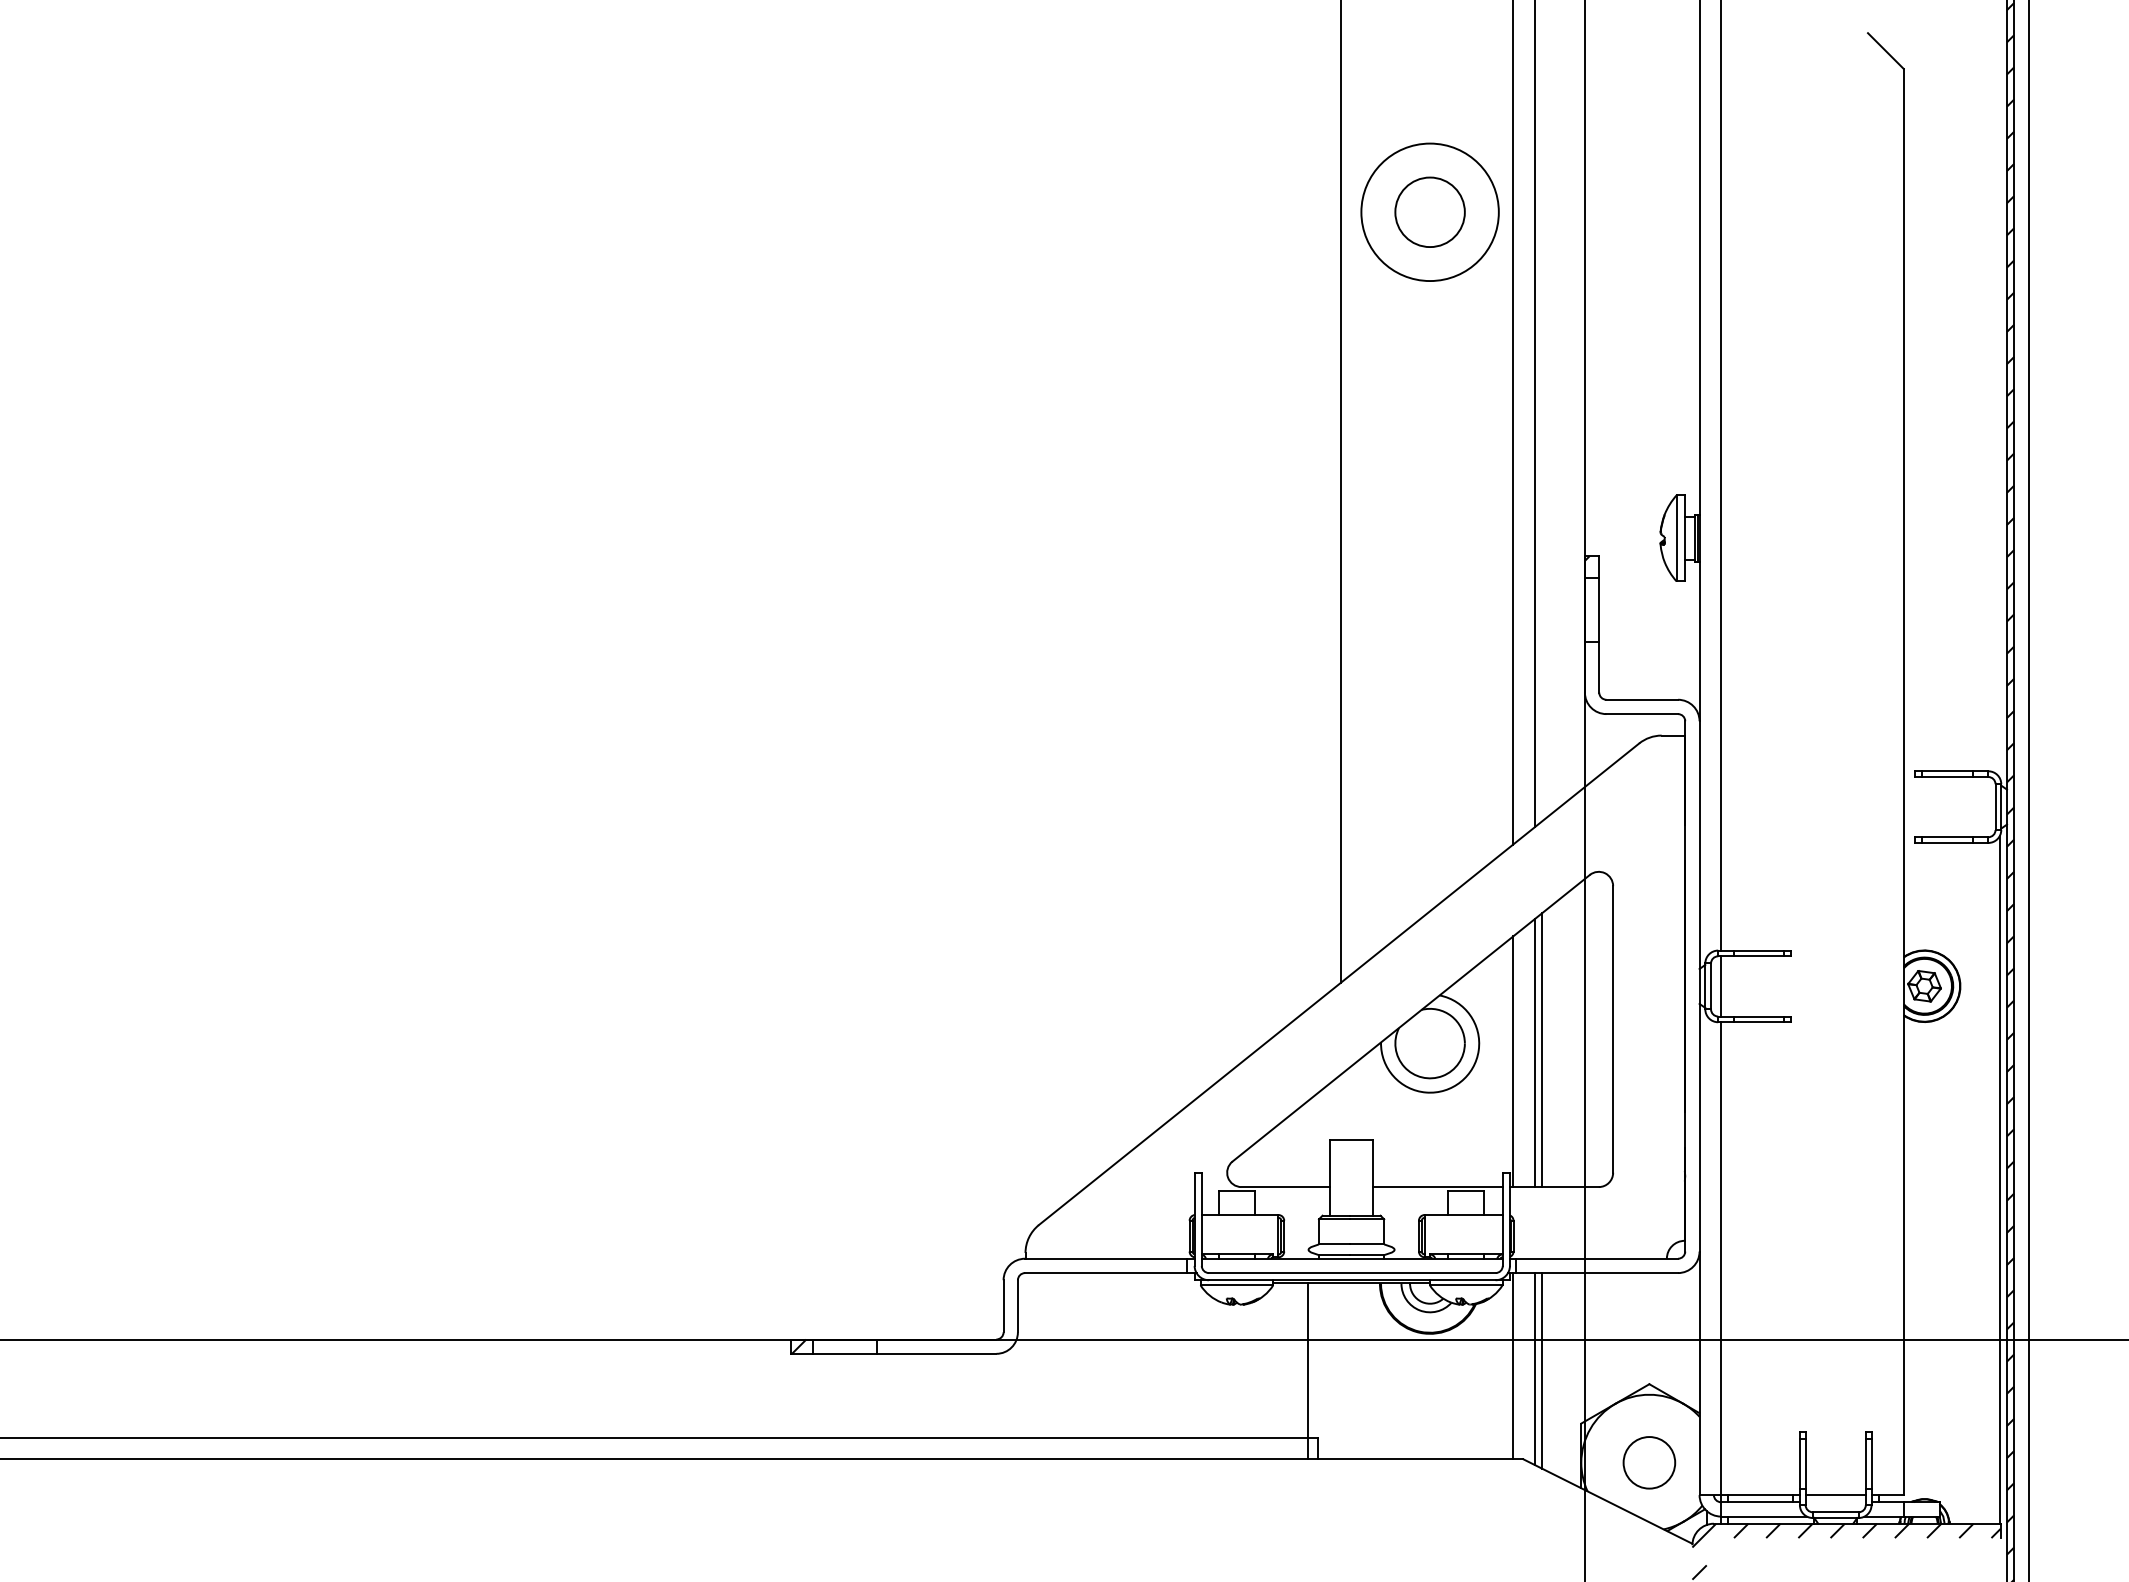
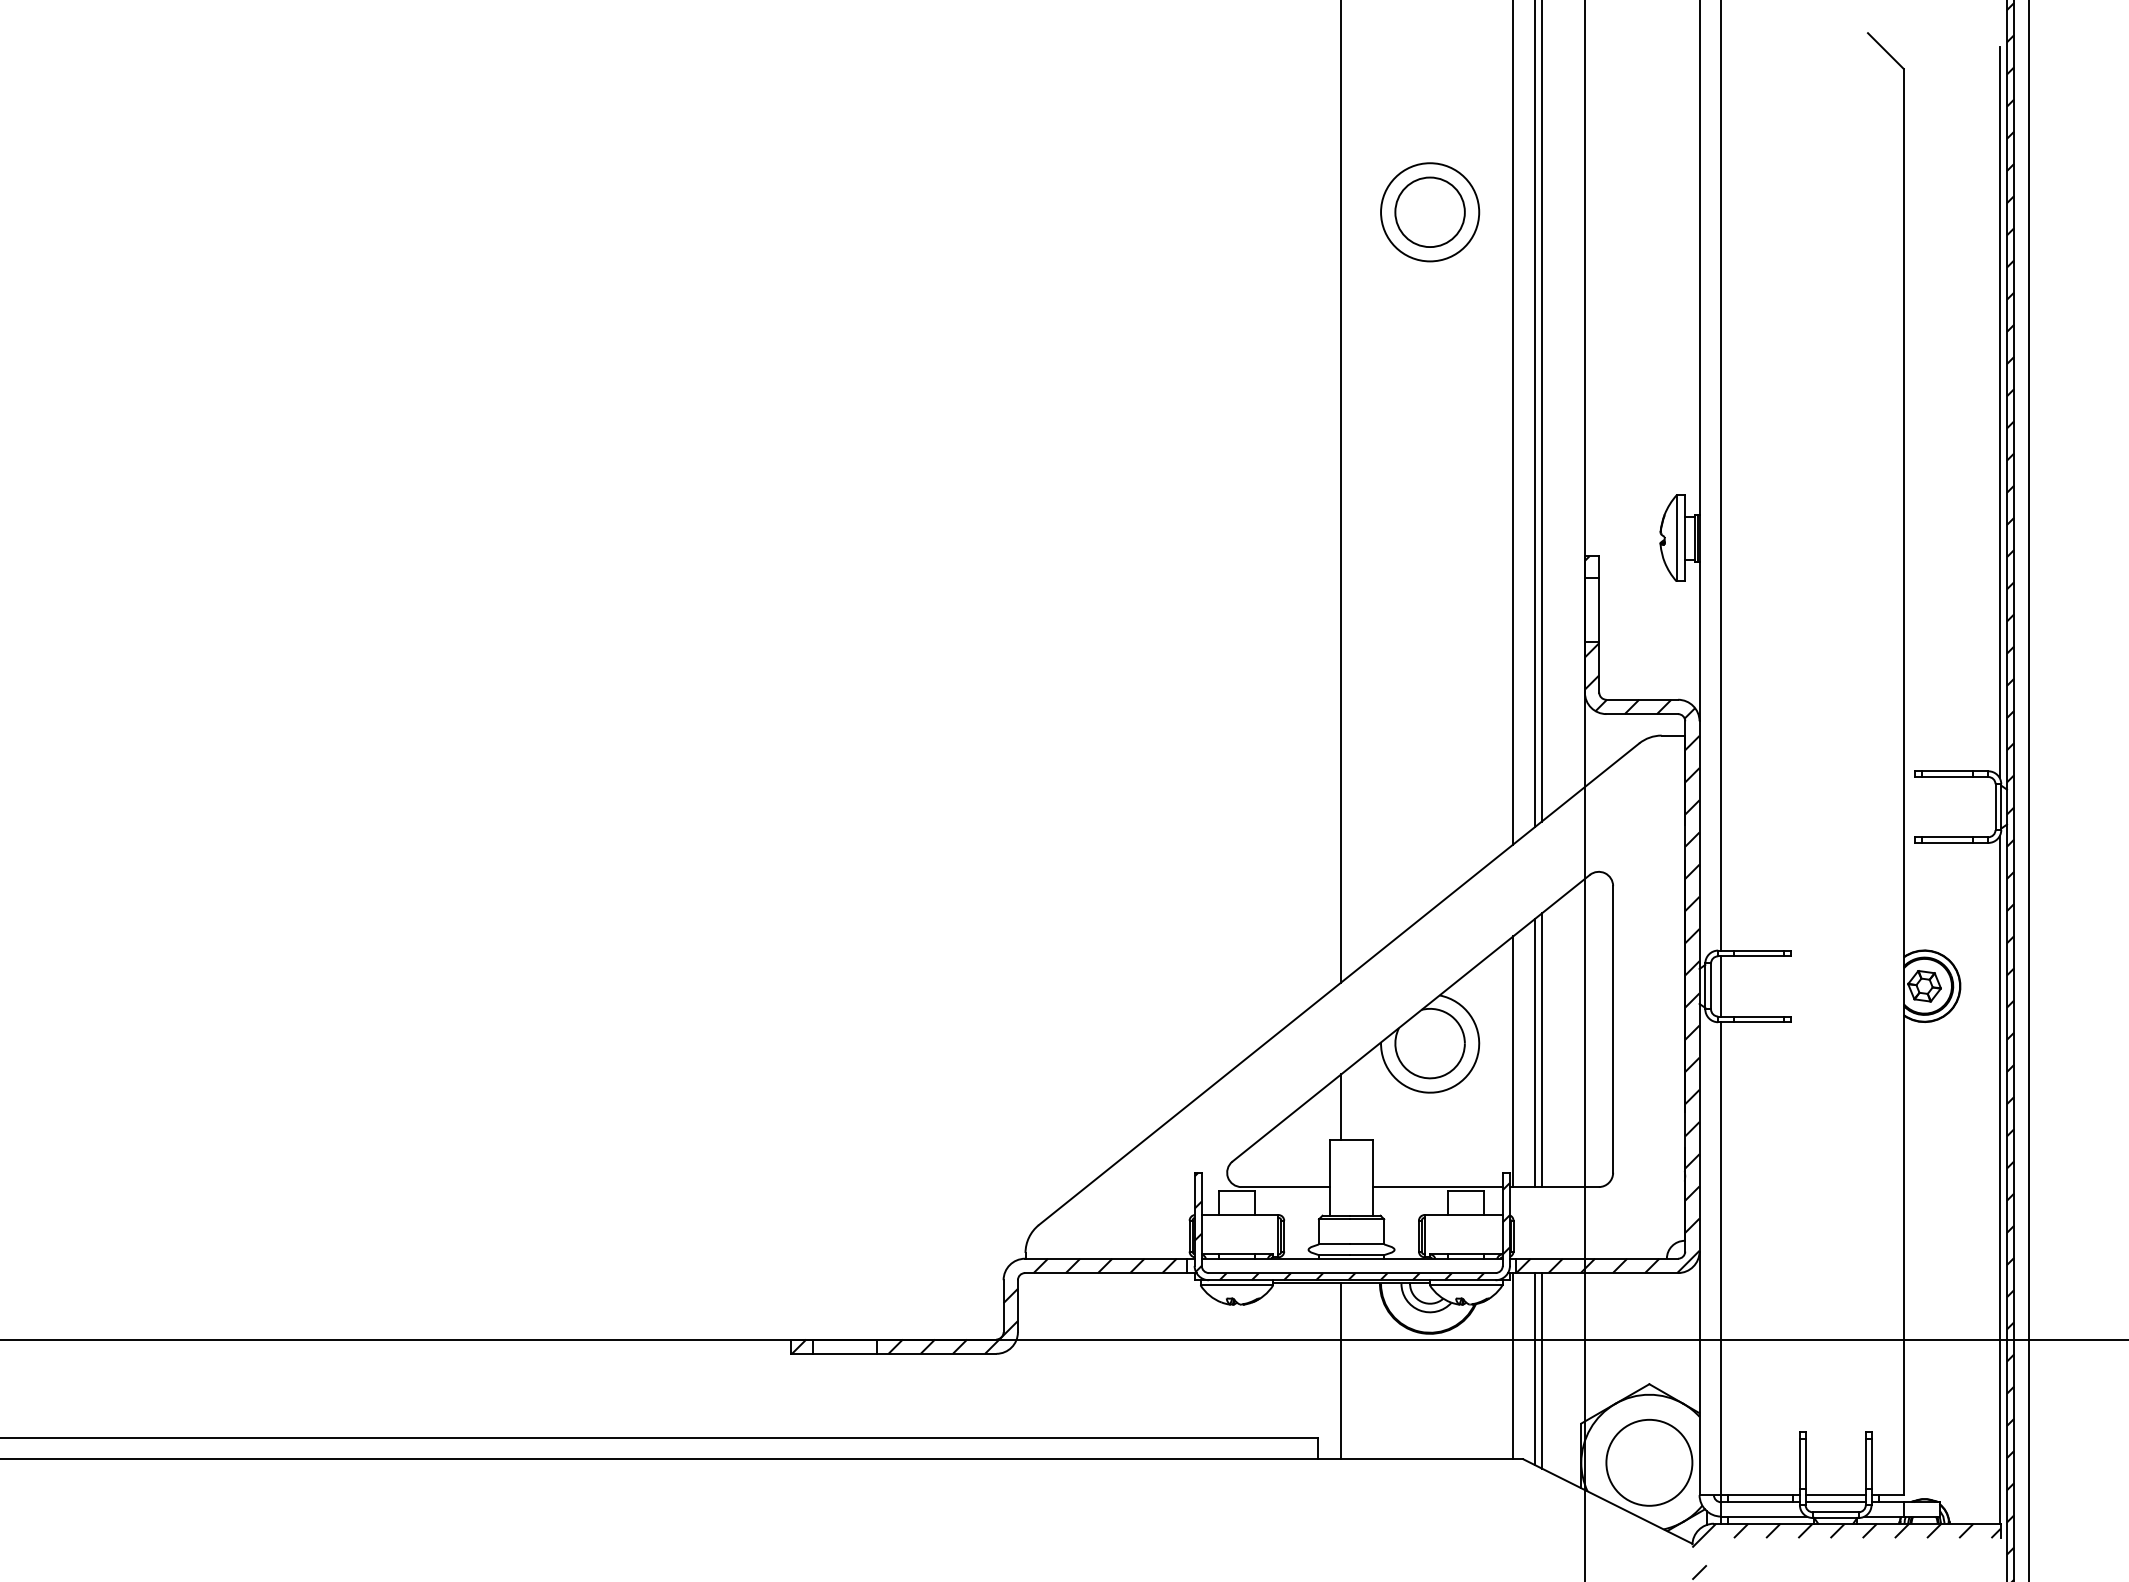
circle diameter: 137 px -> 98 px (1430, 212)
line: none -> present (1541, 411)
line: none -> present (1999, 412)
hatch: none -> present (1607, 958)
line: none -> present (1341, 1106)
hatch: none -> present (1351, 1226)
hatch: none -> present (1032, 1305)
line position: (1308, 1371) -> (1341, 1371) (1341, 1371)
circle diameter: 52 px -> 86 px (1649, 1462)
line: none -> present (1835, 1502)
